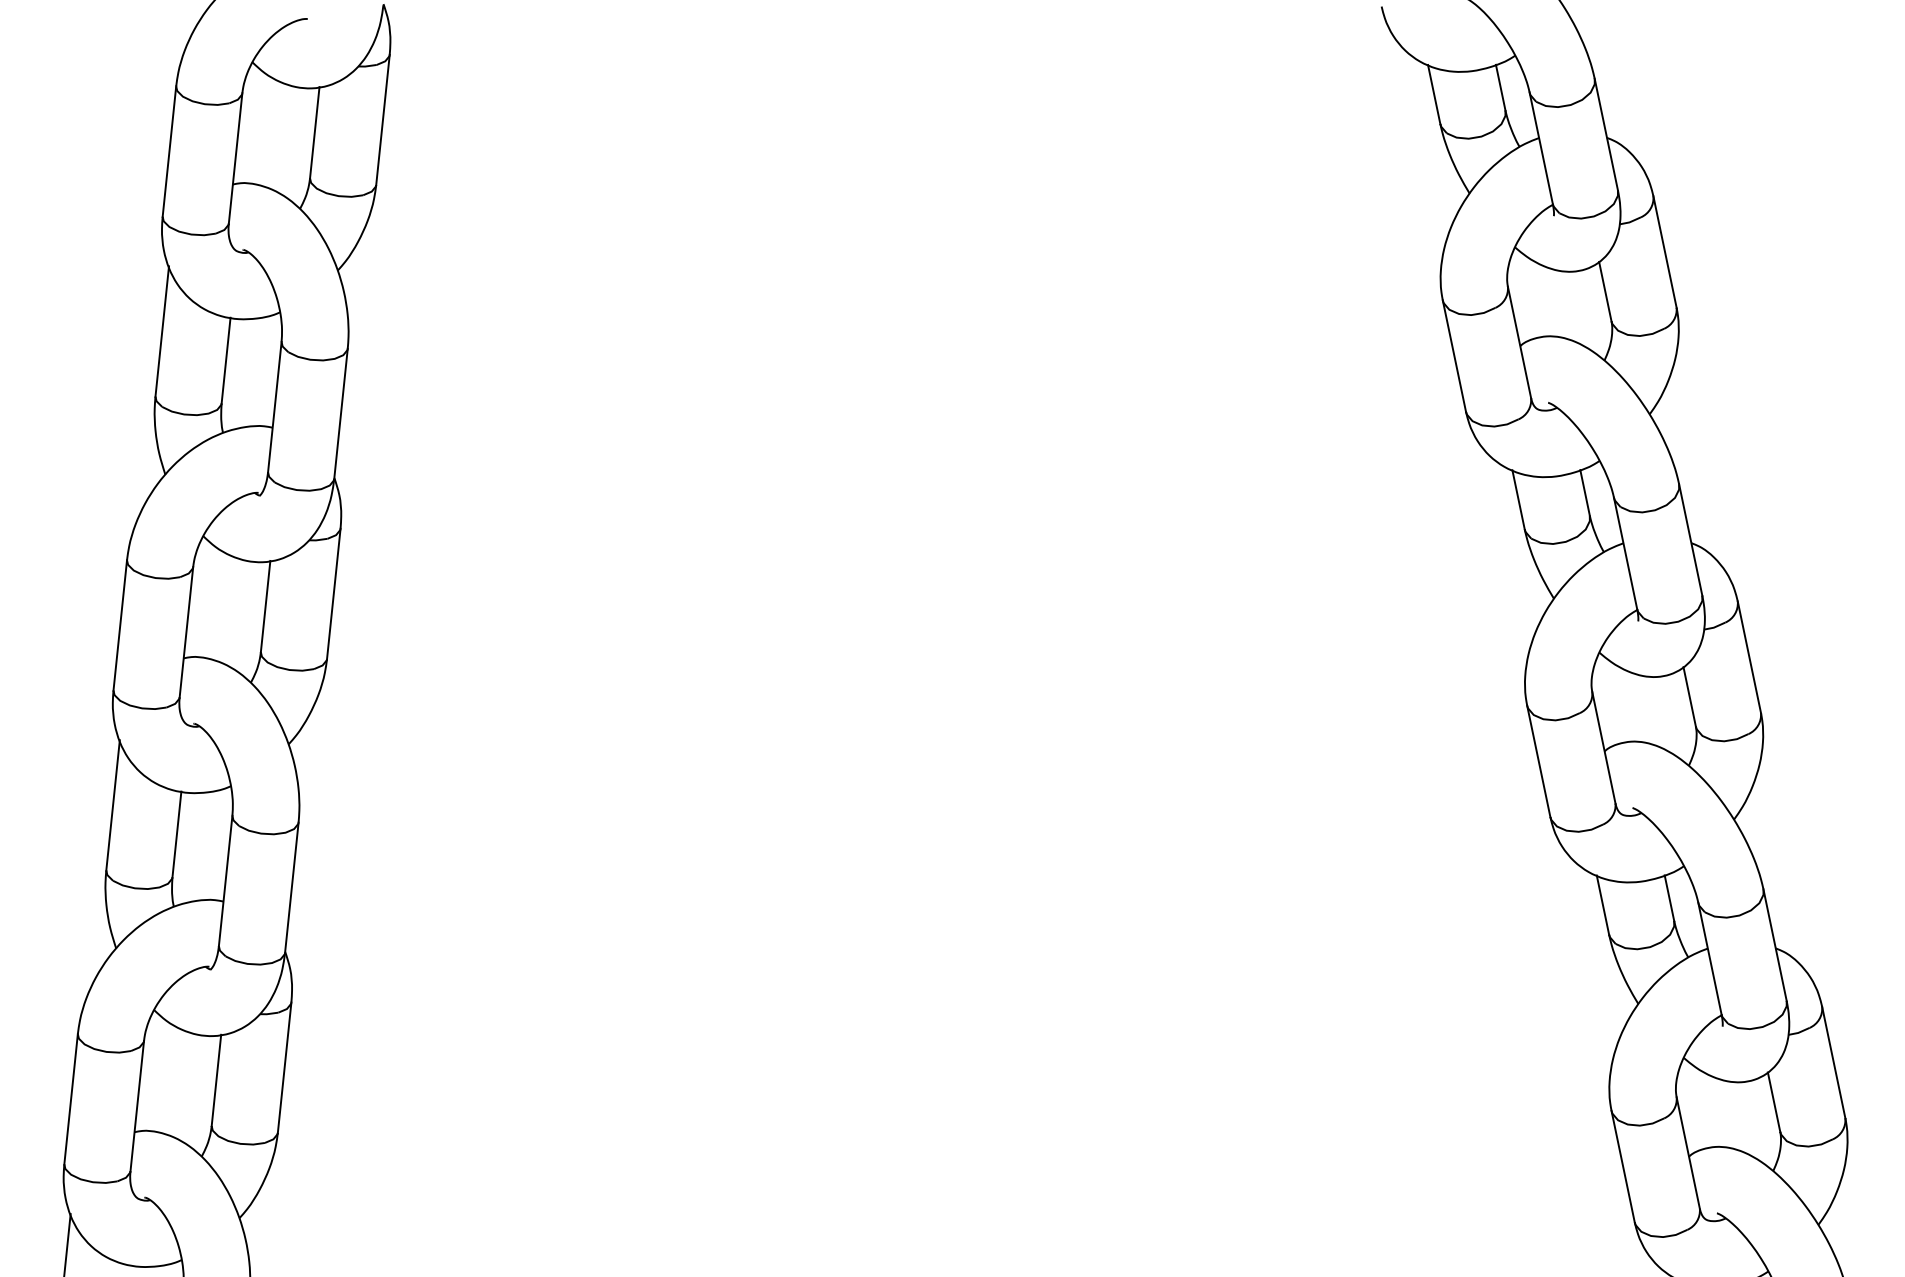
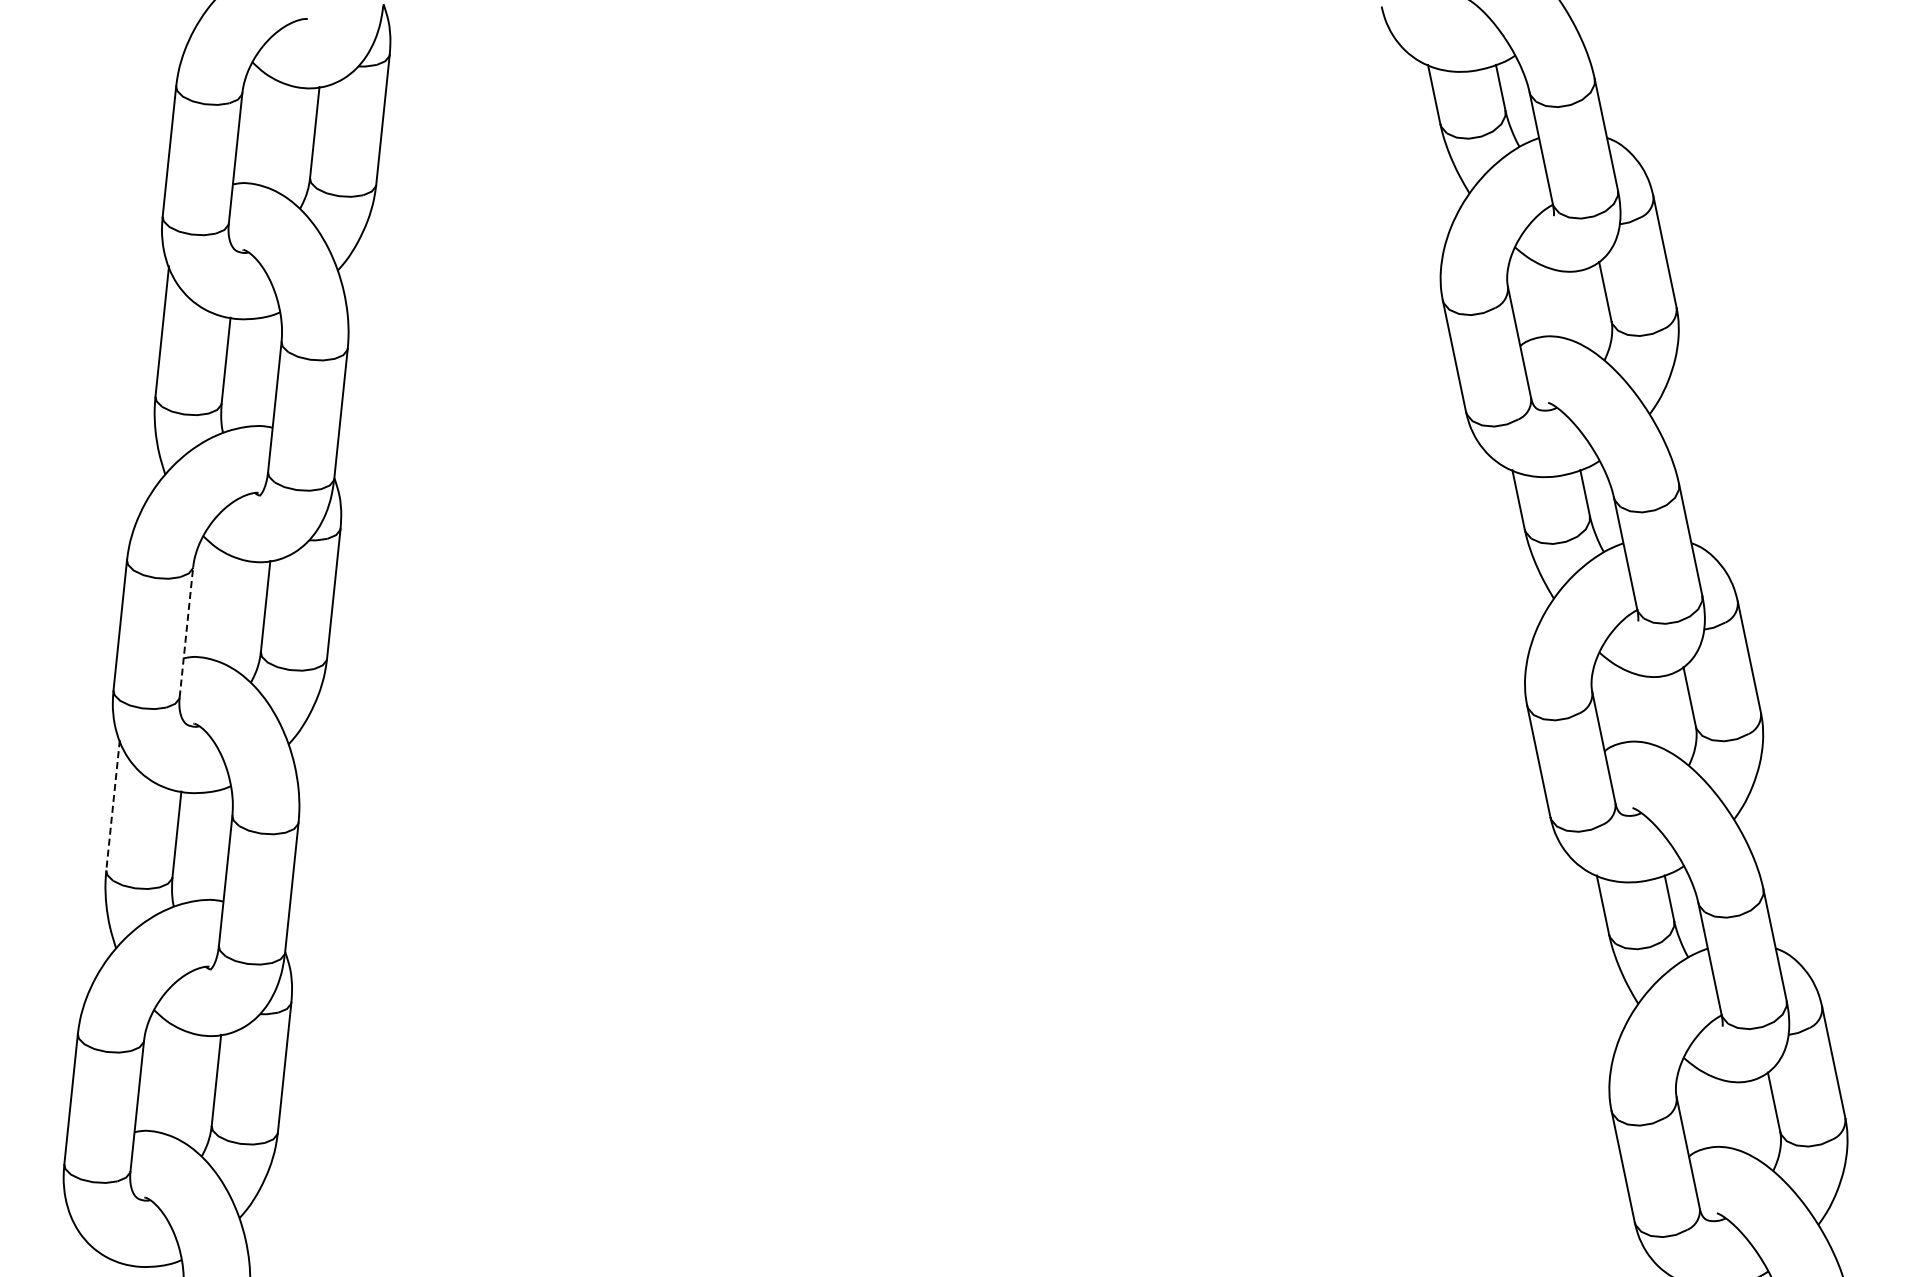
line: solid -> dashed (186, 632)
line: solid -> dashed (113, 805)
line: present -> none (67, 1243)
